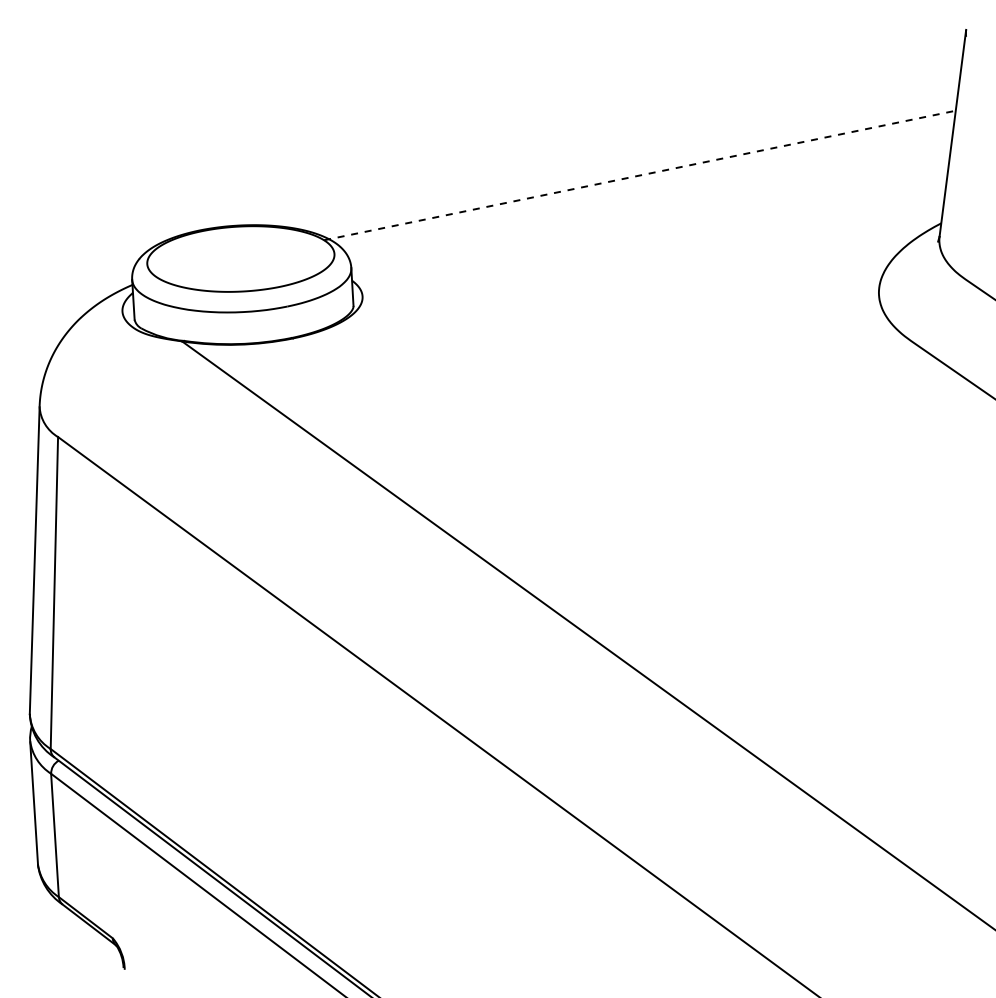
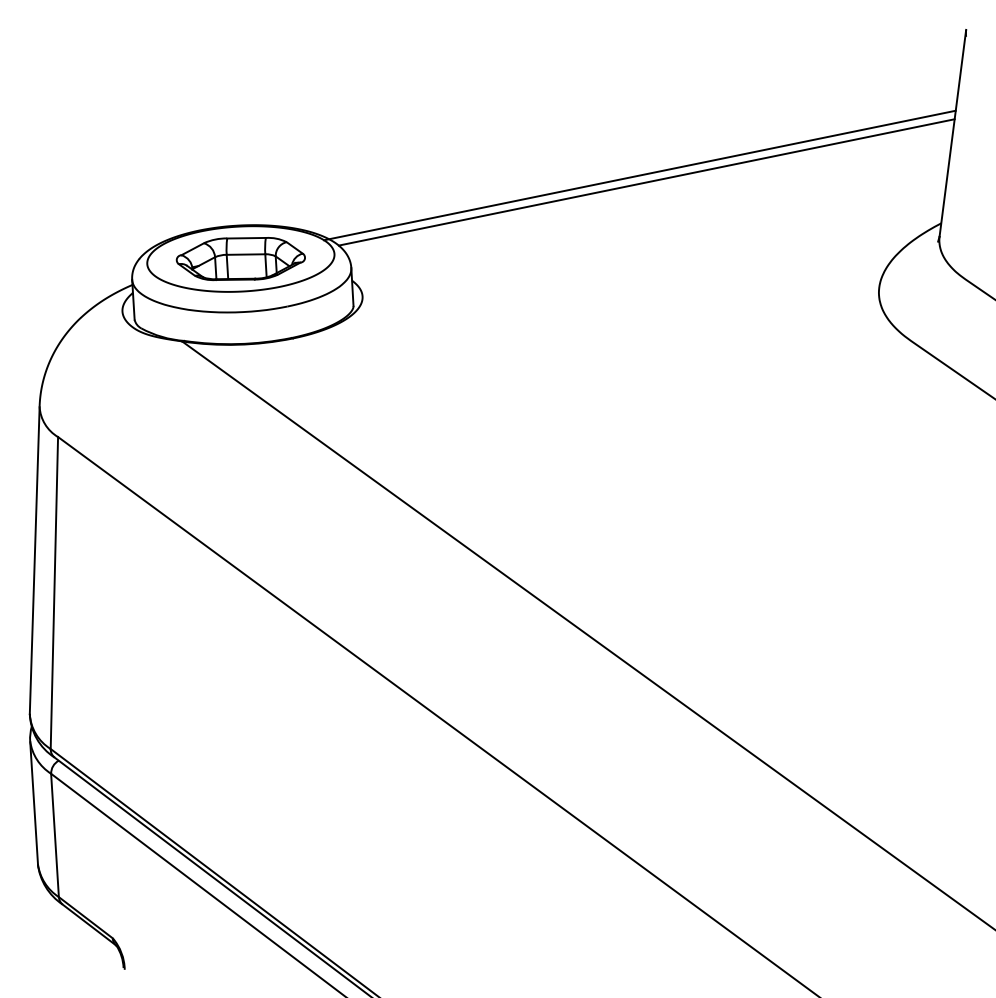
line: dashed -> solid (640, 175)
line: none -> present (646, 182)
part: none -> present (240, 259)
